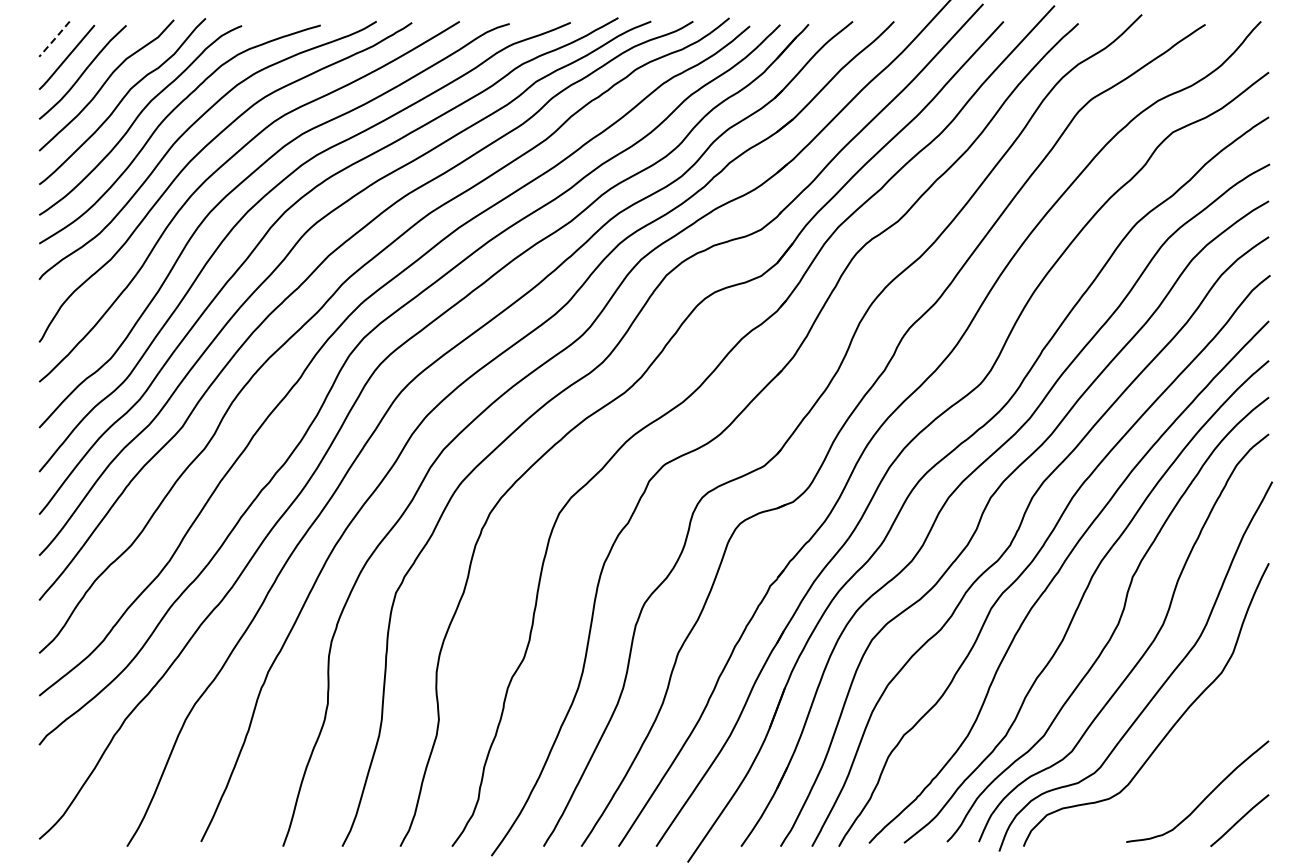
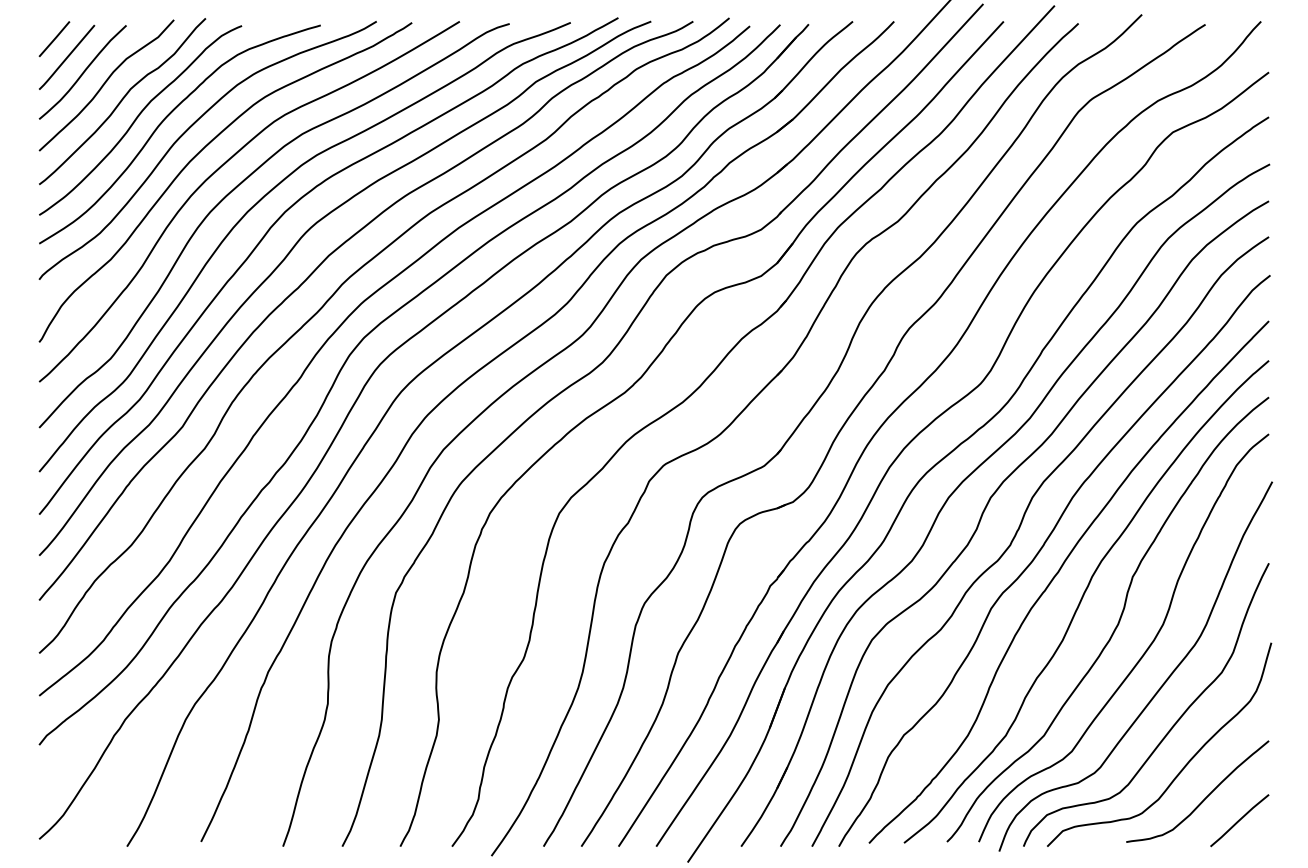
line: dashed -> solid (54, 38)
curve: none -> present (1183, 766)
